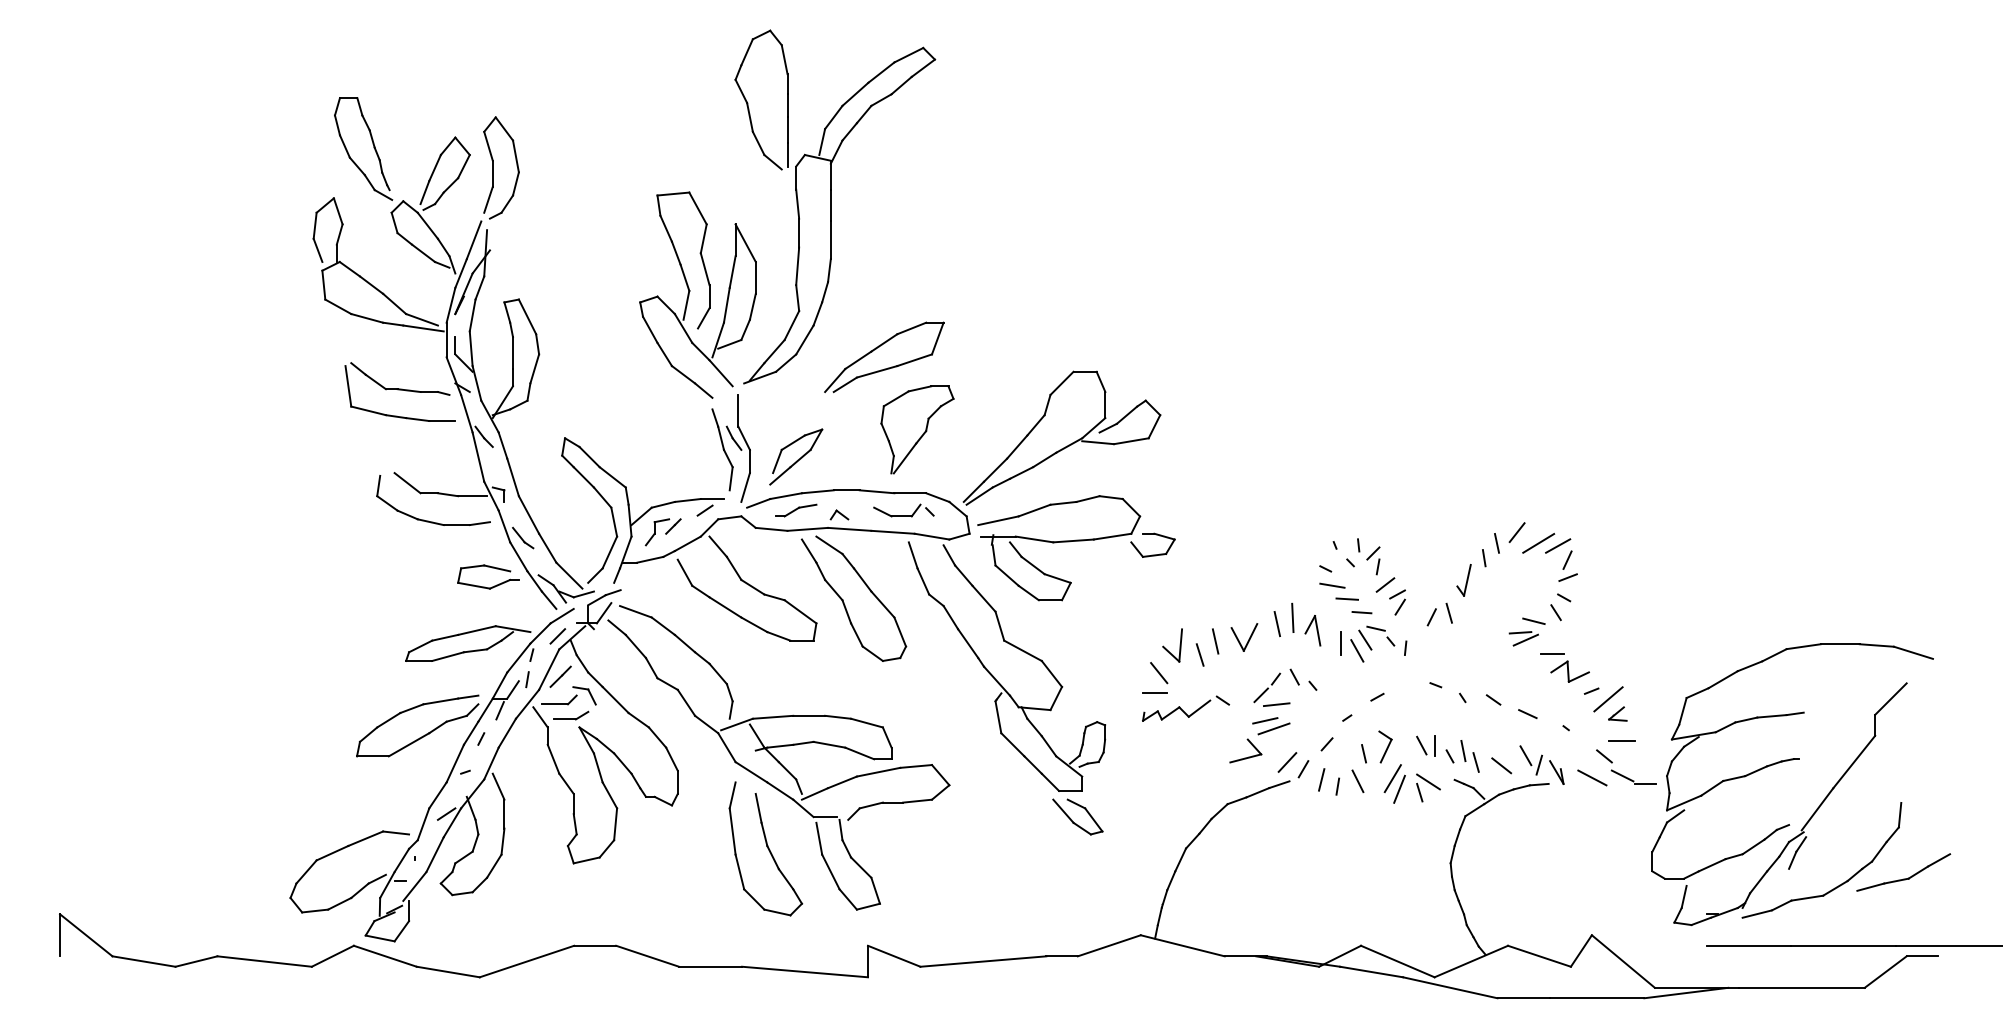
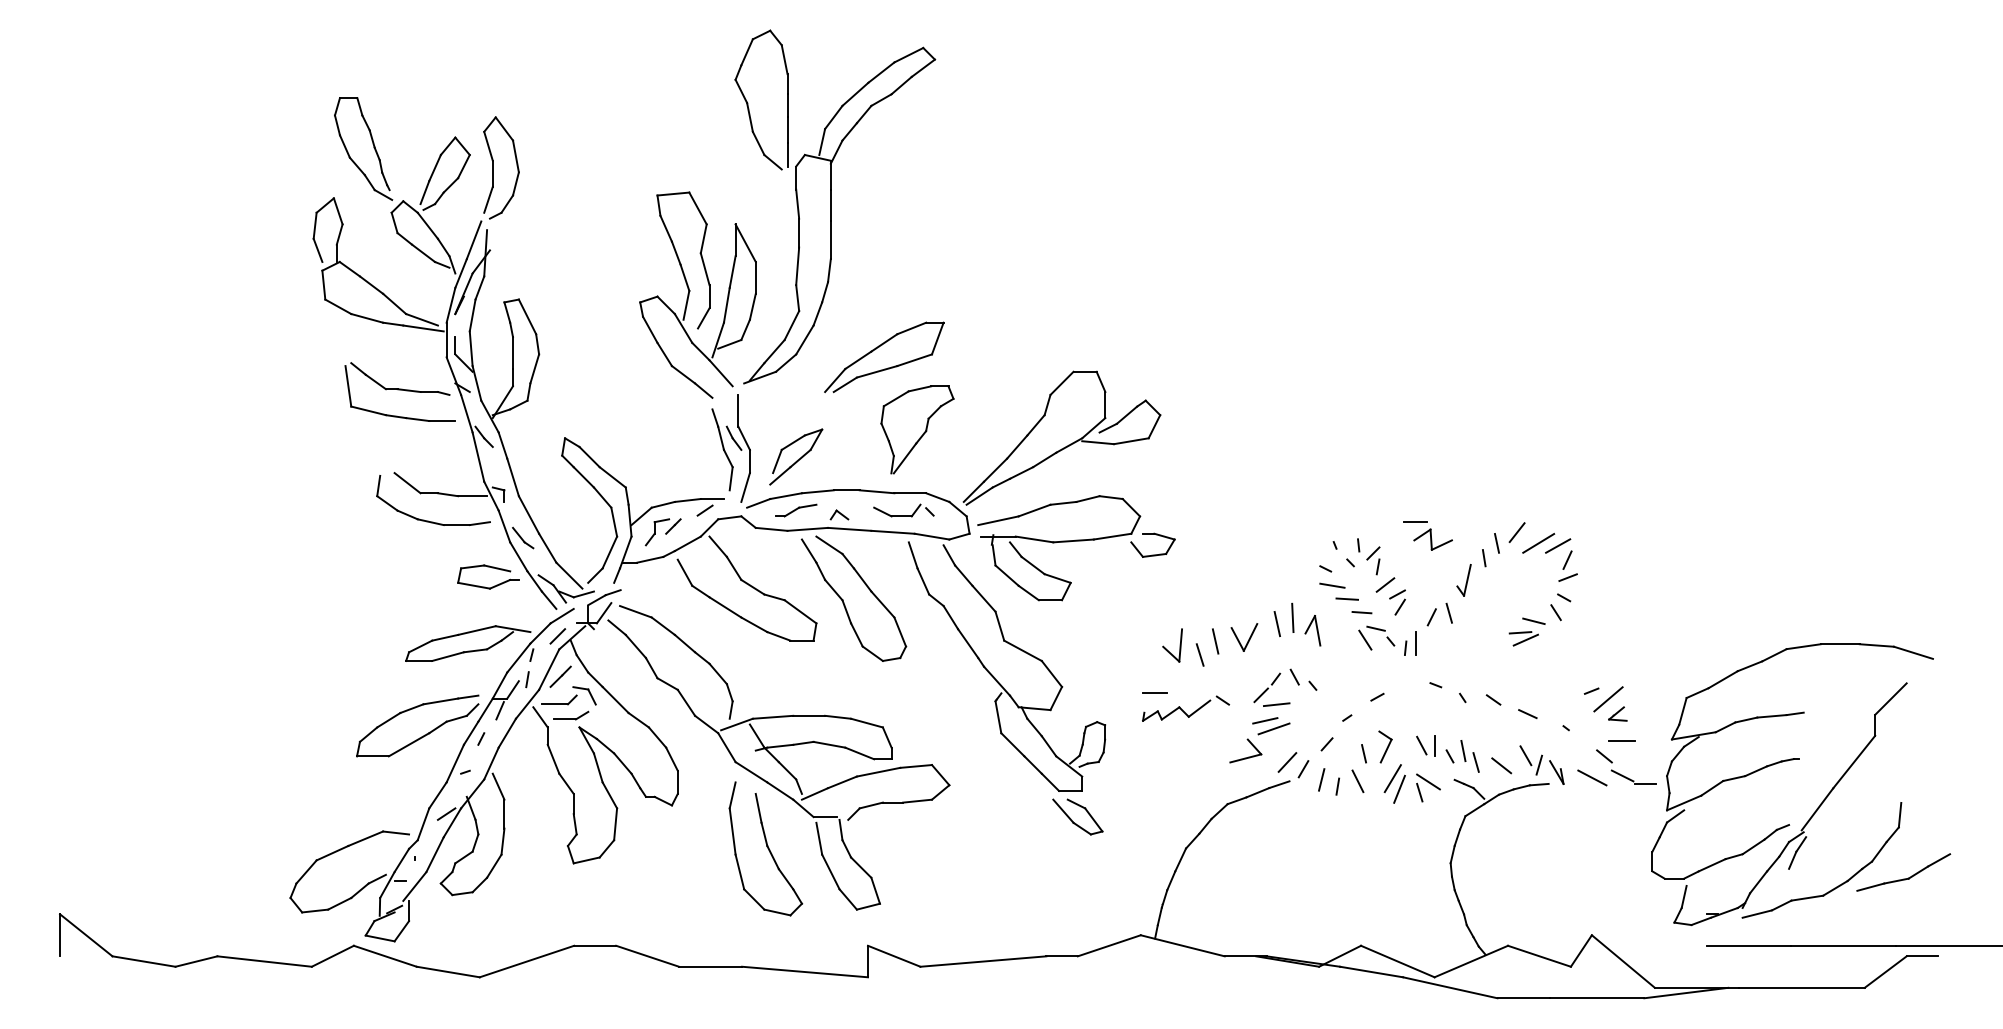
line position: (1340, 643) -> (1415, 643) (1415, 643)
line: present -> none (1357, 650)
part position: (1564, 667) -> (1427, 535) (1427, 535)
line: present -> none (1159, 673)
